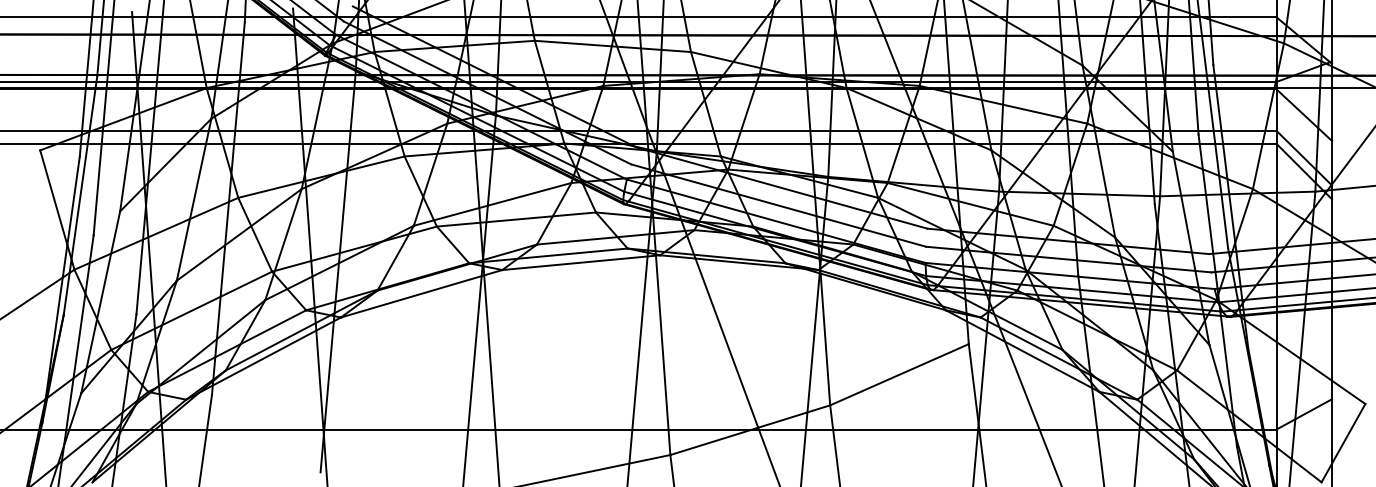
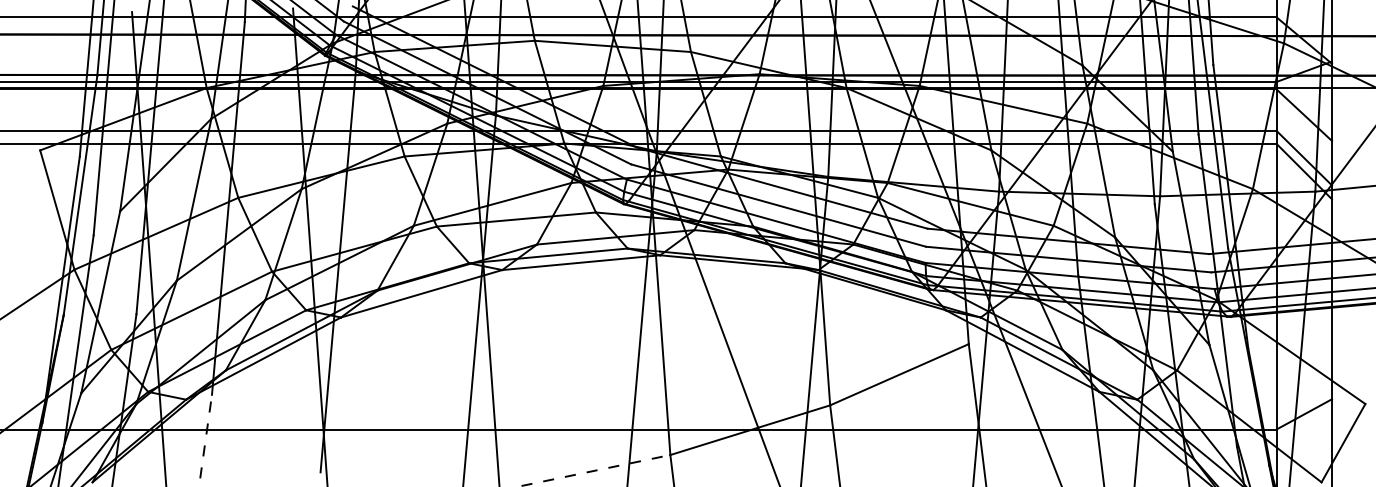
line: solid -> dashed (205, 440)
line: solid -> dashed (594, 470)
